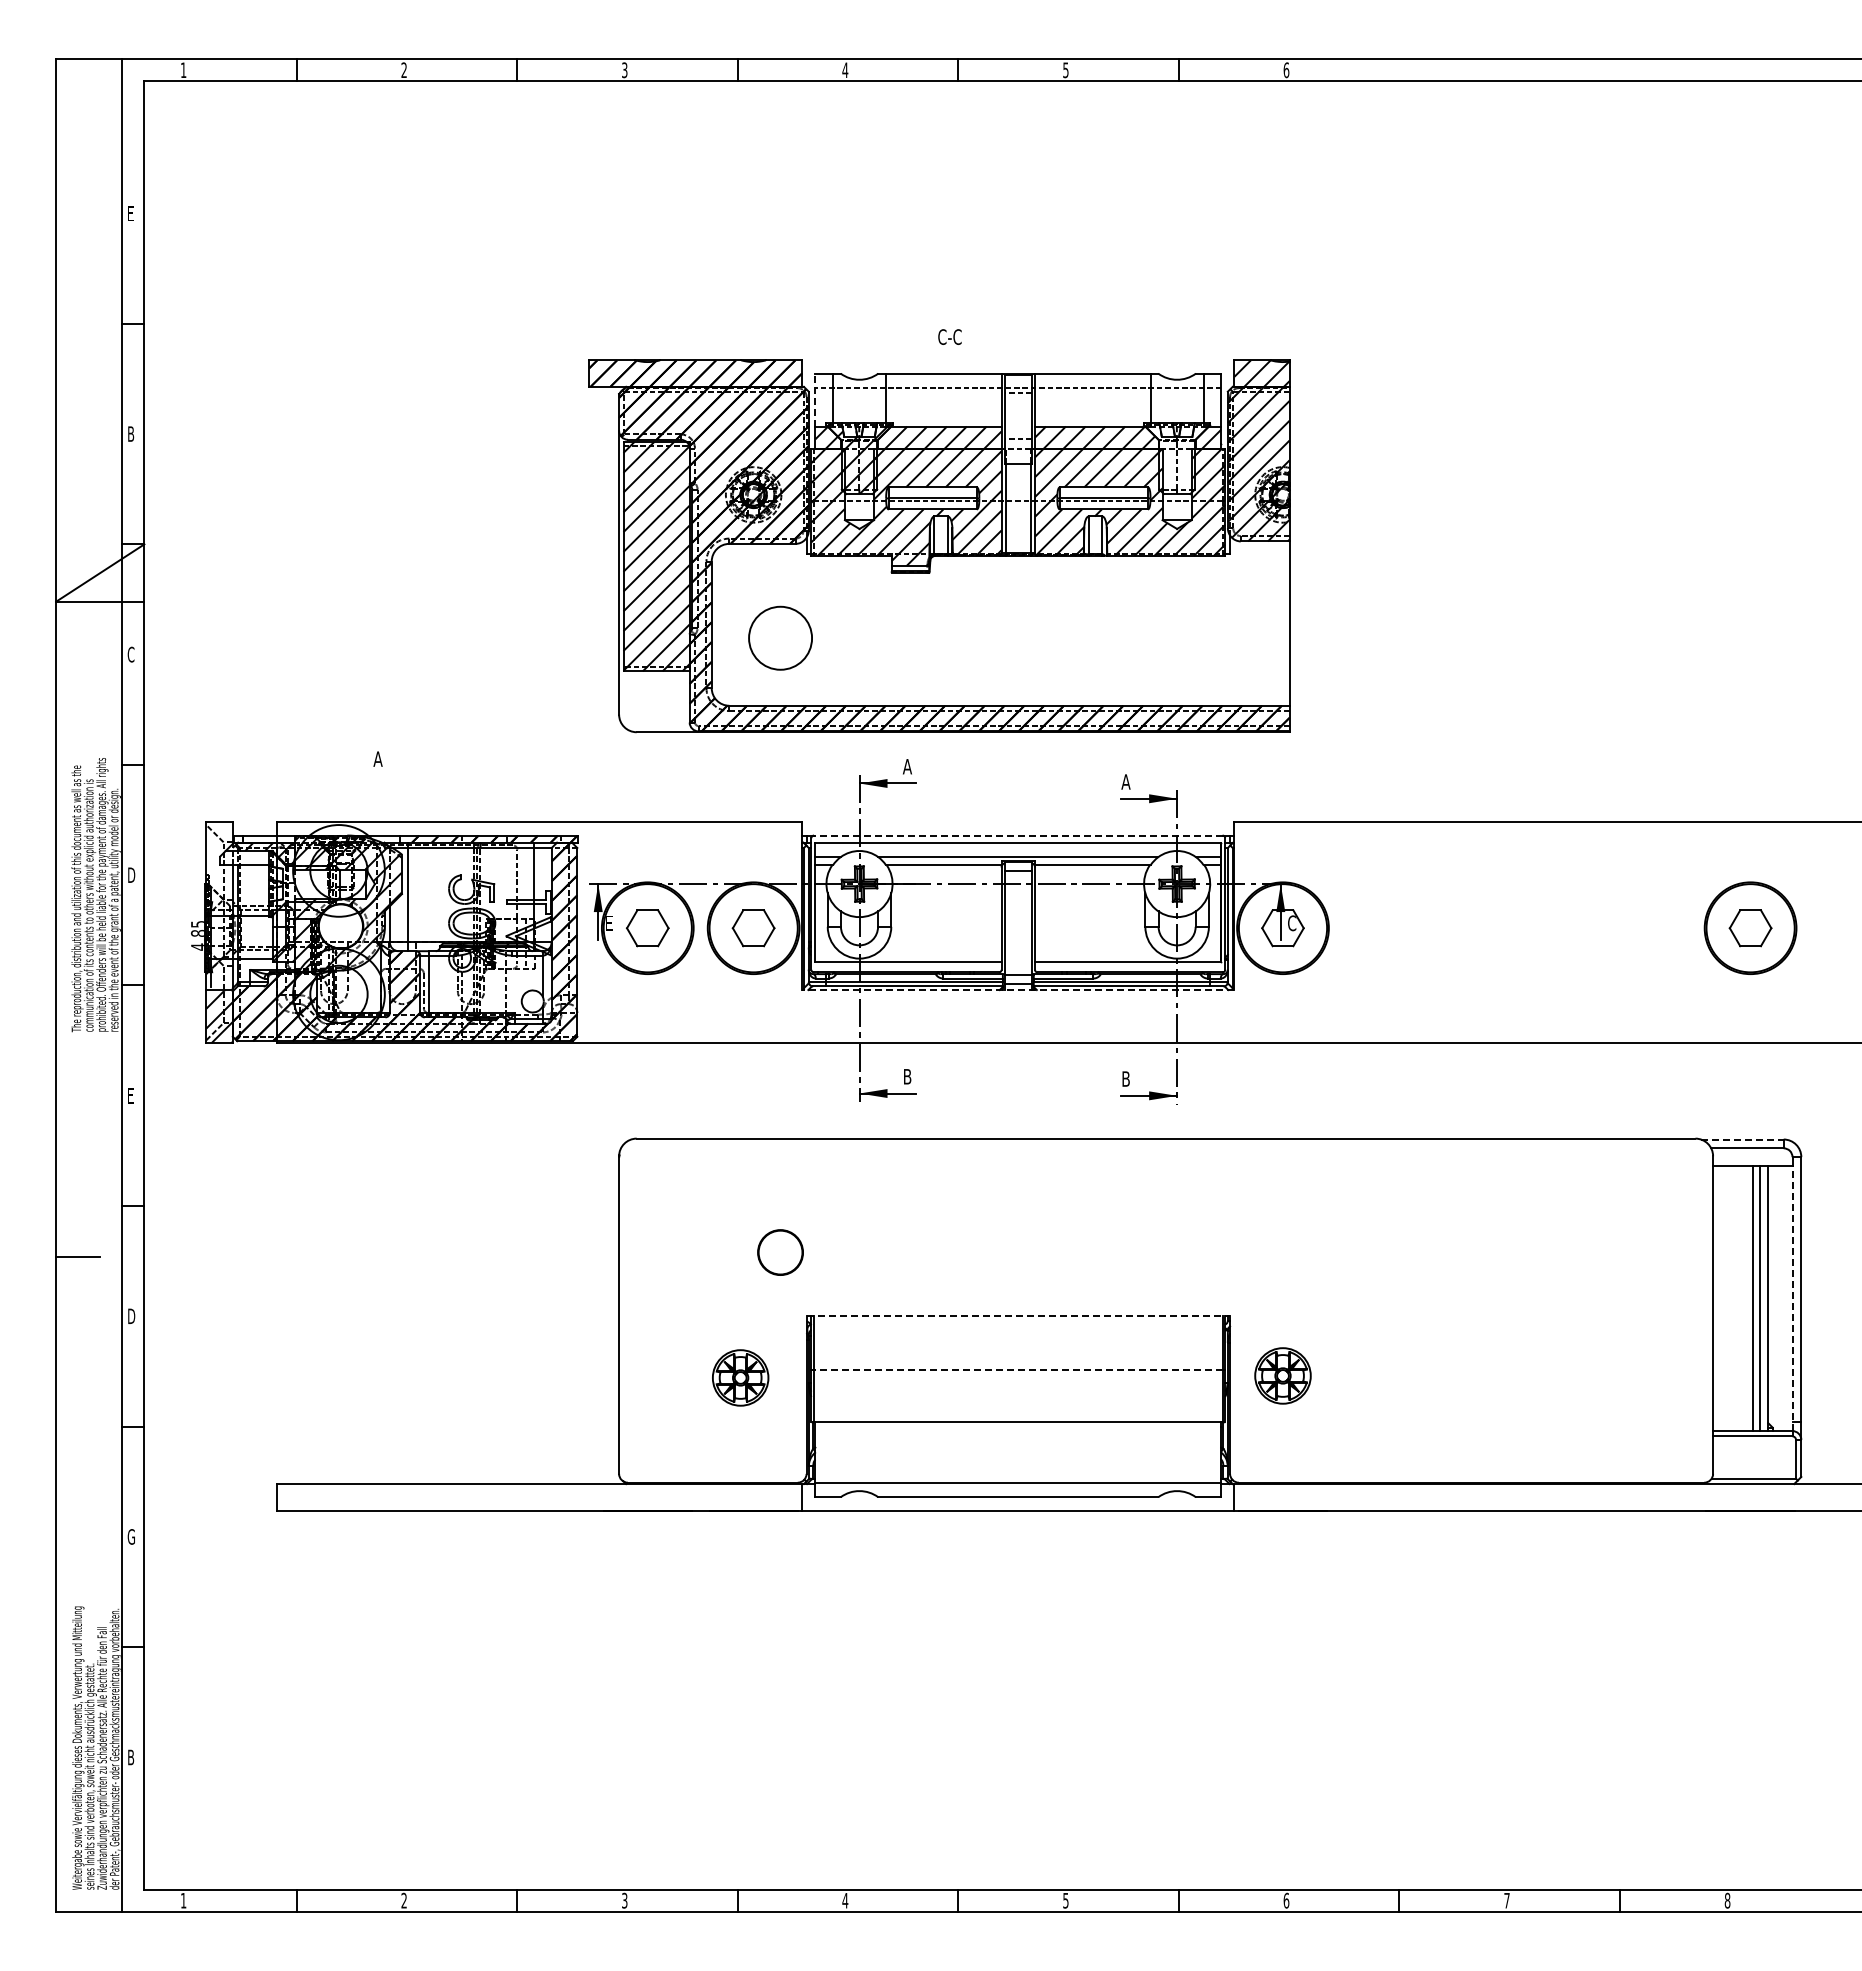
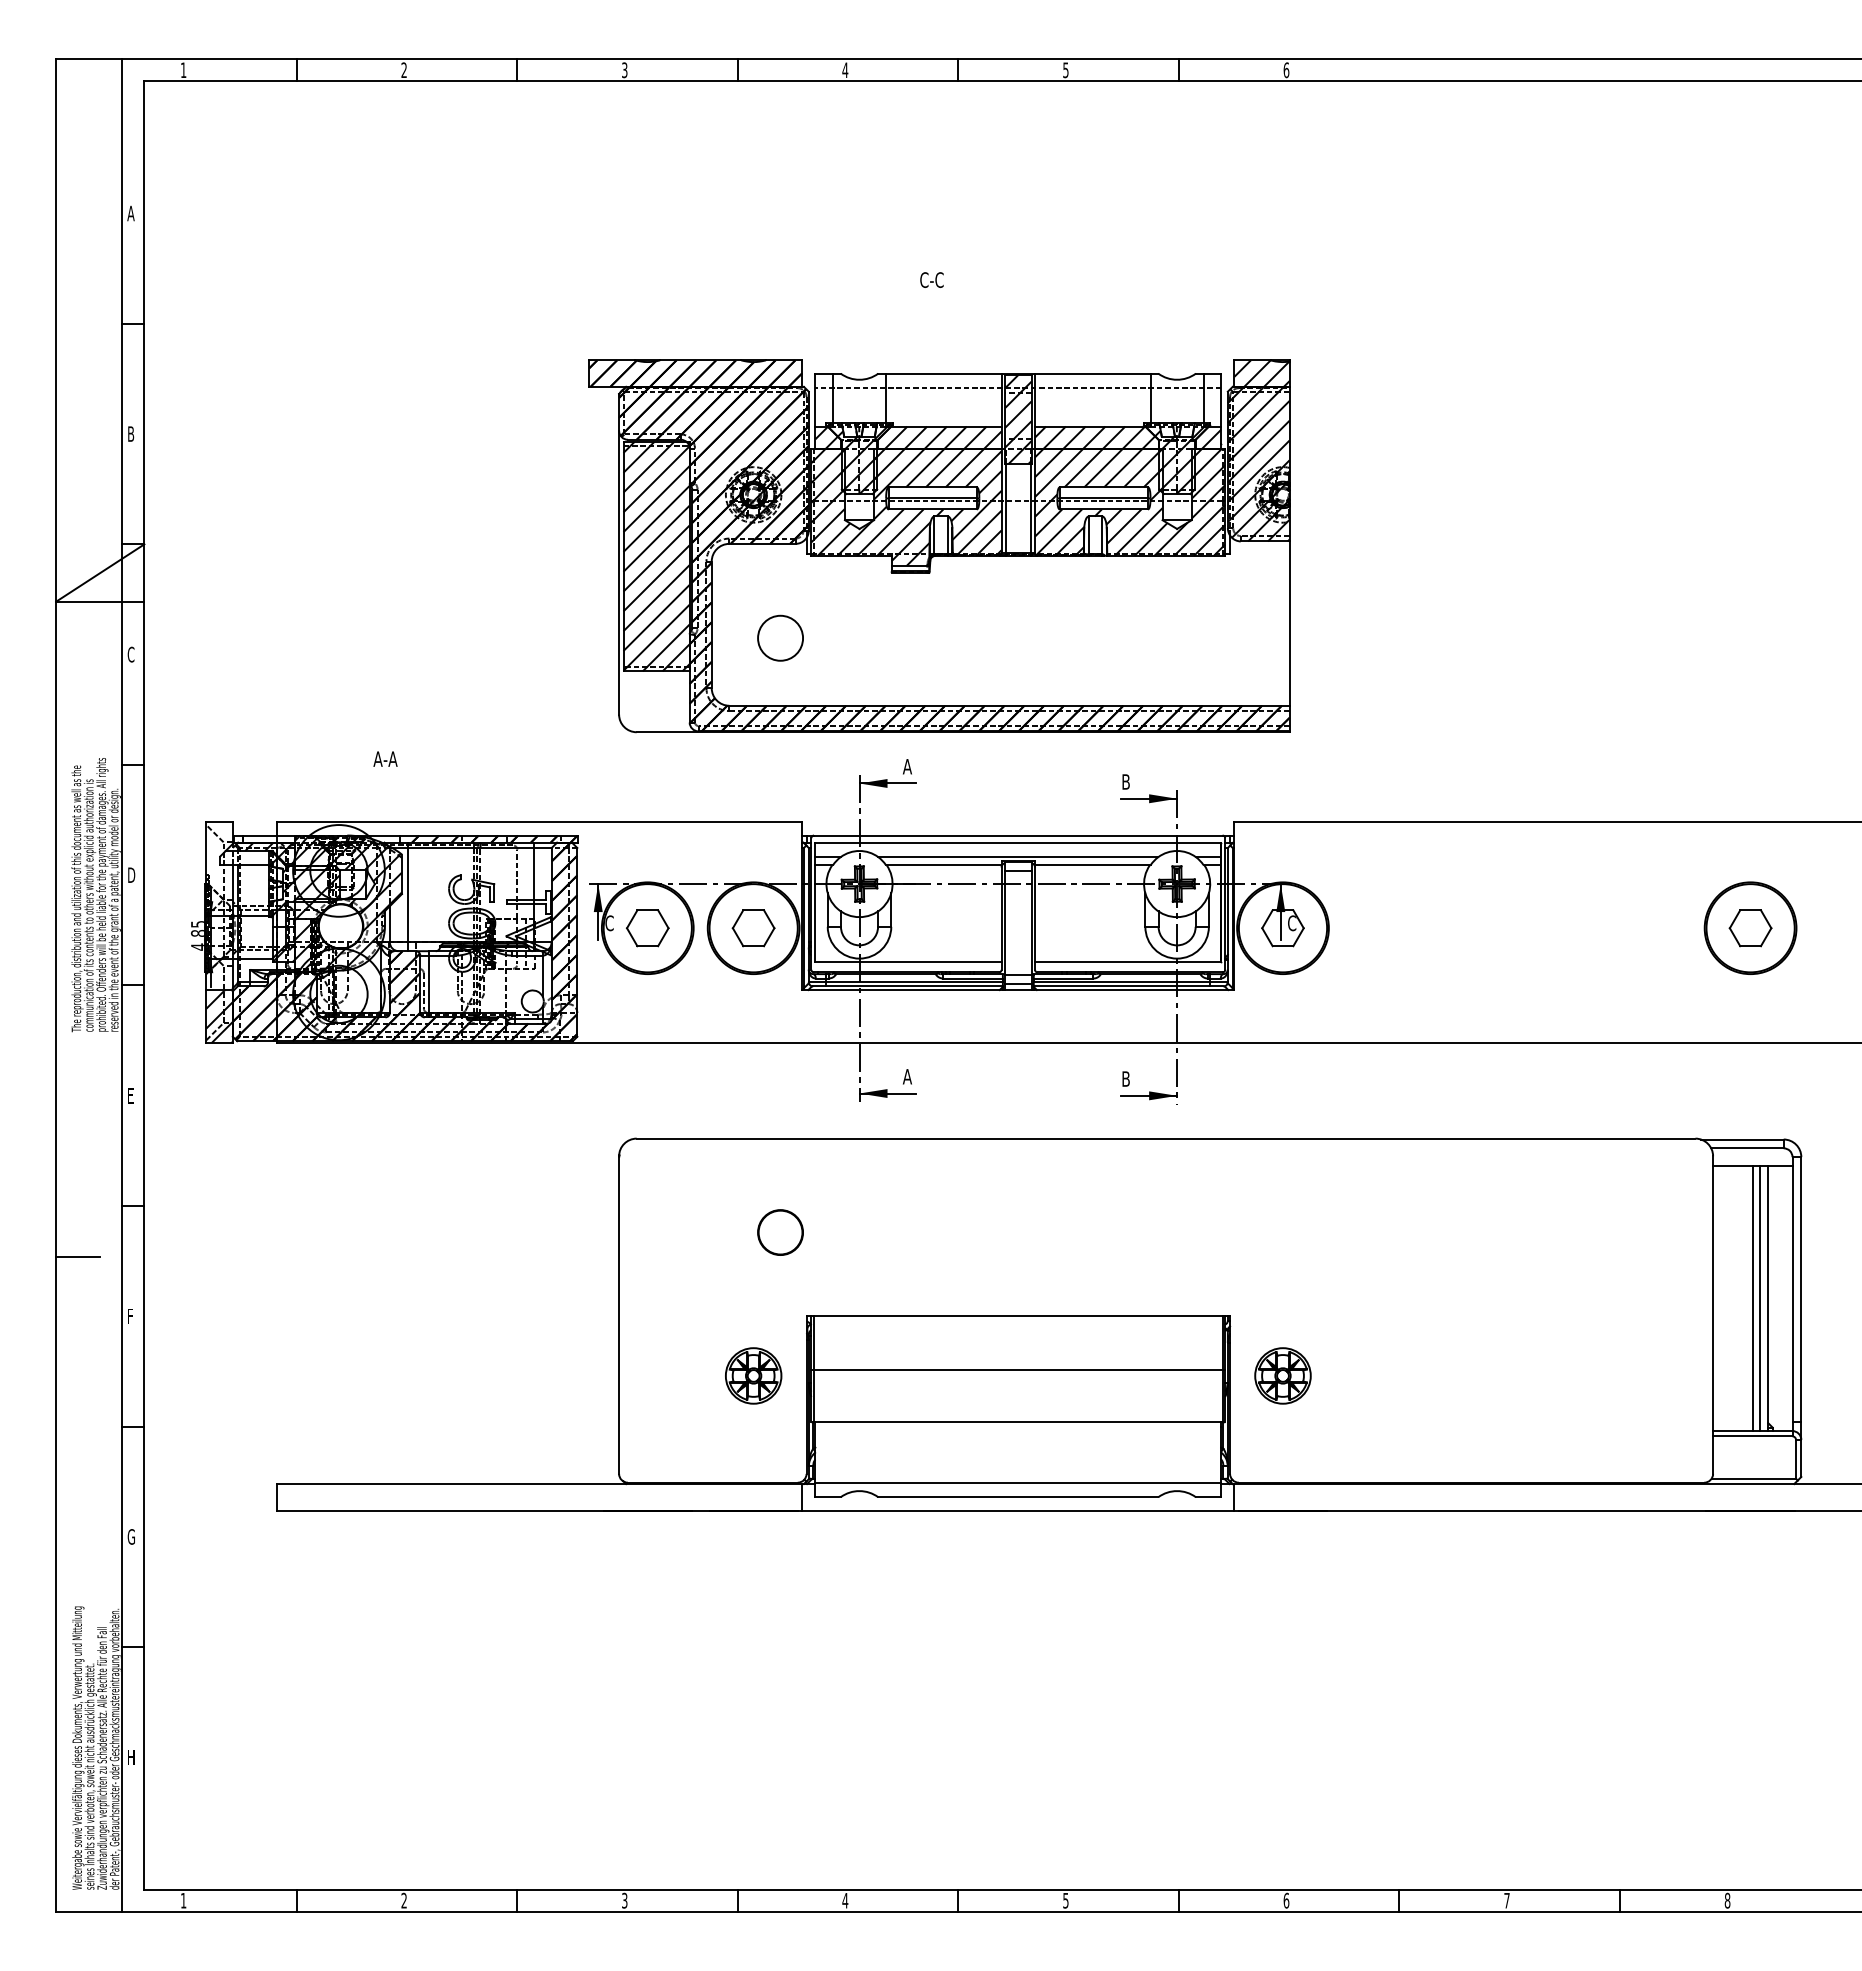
text: E -> A (130, 213)
text position: (949, 336) -> (931, 279) (931, 279)
line: dashed -> solid (815, 399)
hatch: none -> present (1018, 419)
hatch: none -> present (1176, 458)
circle diameter: 63 px -> 45 px (780, 637)
text: A -> A-A (390, 758)
text: A -> B (1125, 781)
line: dashed -> solid (1017, 835)
hatch: none -> present (304, 881)
text: E -> C (609, 923)
line: dashed -> solid (1017, 990)
text: B -> A (906, 1076)
line: dashed -> solid (1742, 1139)
circle position: (780, 1252) -> (780, 1232) (780, 1232)
line: dashed -> solid (1792, 1298)
text: D -> F (131, 1315)
line: dashed -> solid (1018, 1316)
line: dashed -> solid (1017, 1369)
part position: (740, 1377) -> (753, 1375) (753, 1375)
text: B -> H (131, 1757)
